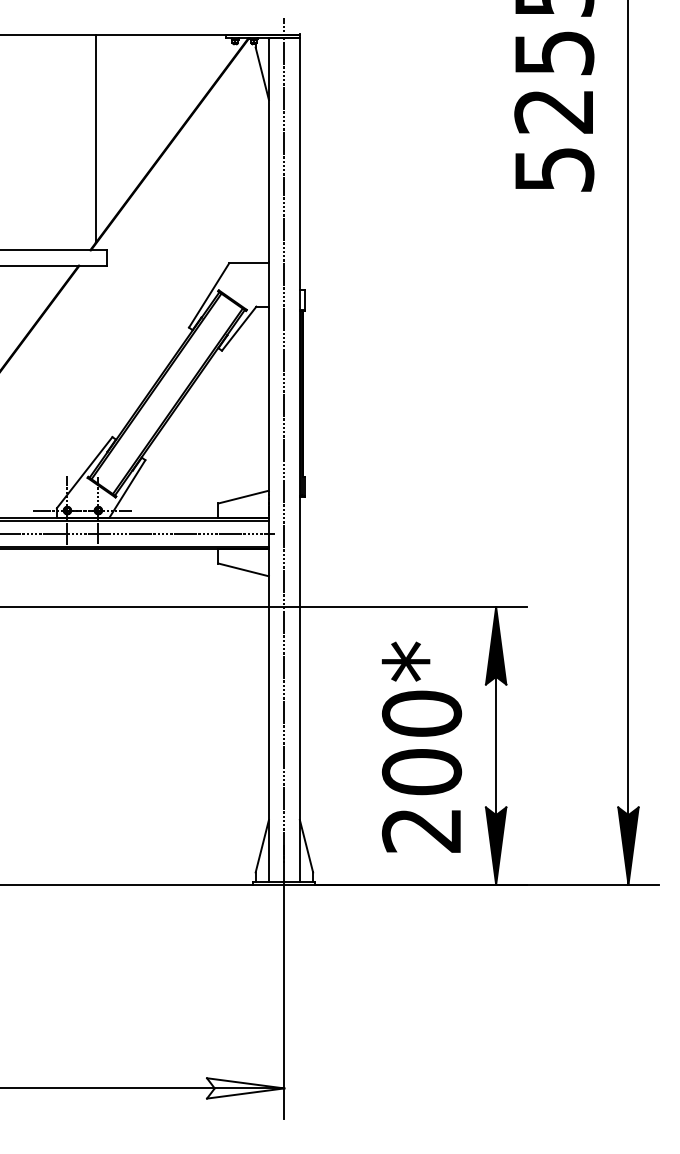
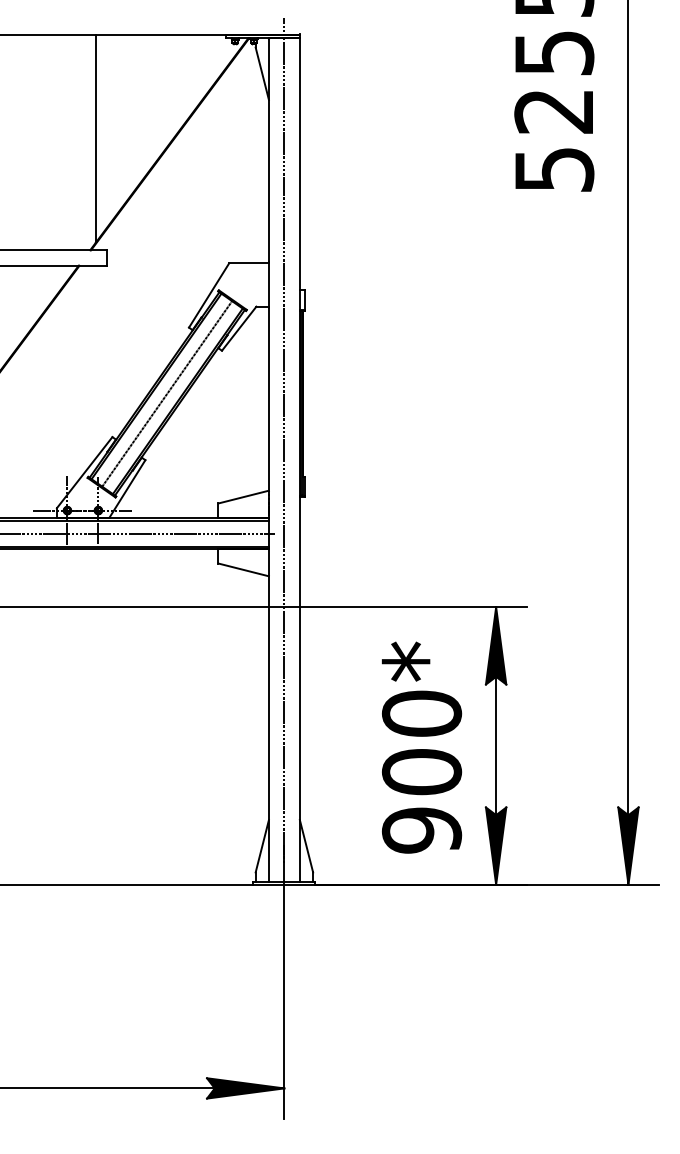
line: none -> present (166, 393)
text: 200* -> 900* (422, 830)
fill: none -> present (245, 1088)
